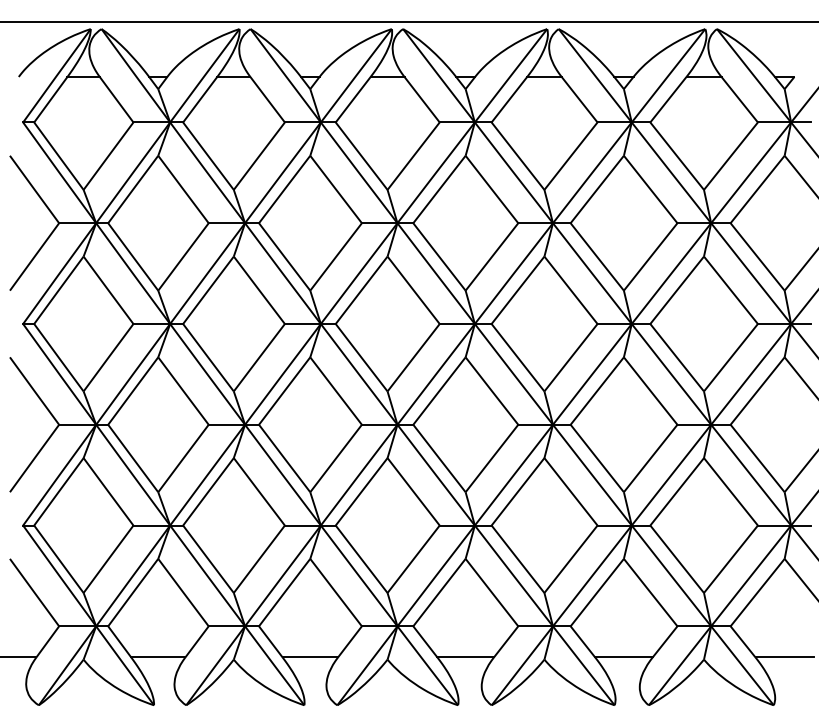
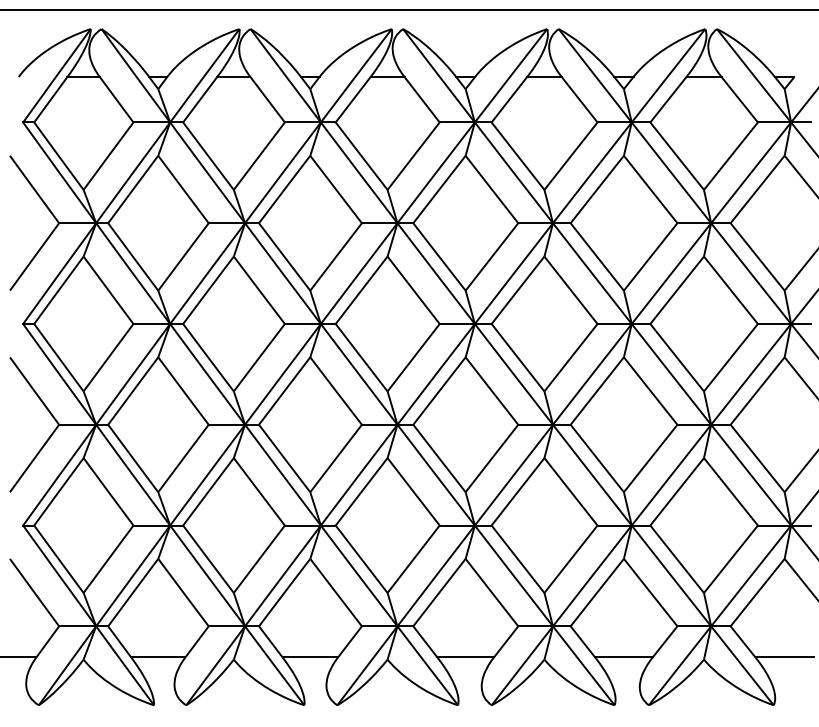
line position: (408, 21) -> (408, 9) (408, 9)
